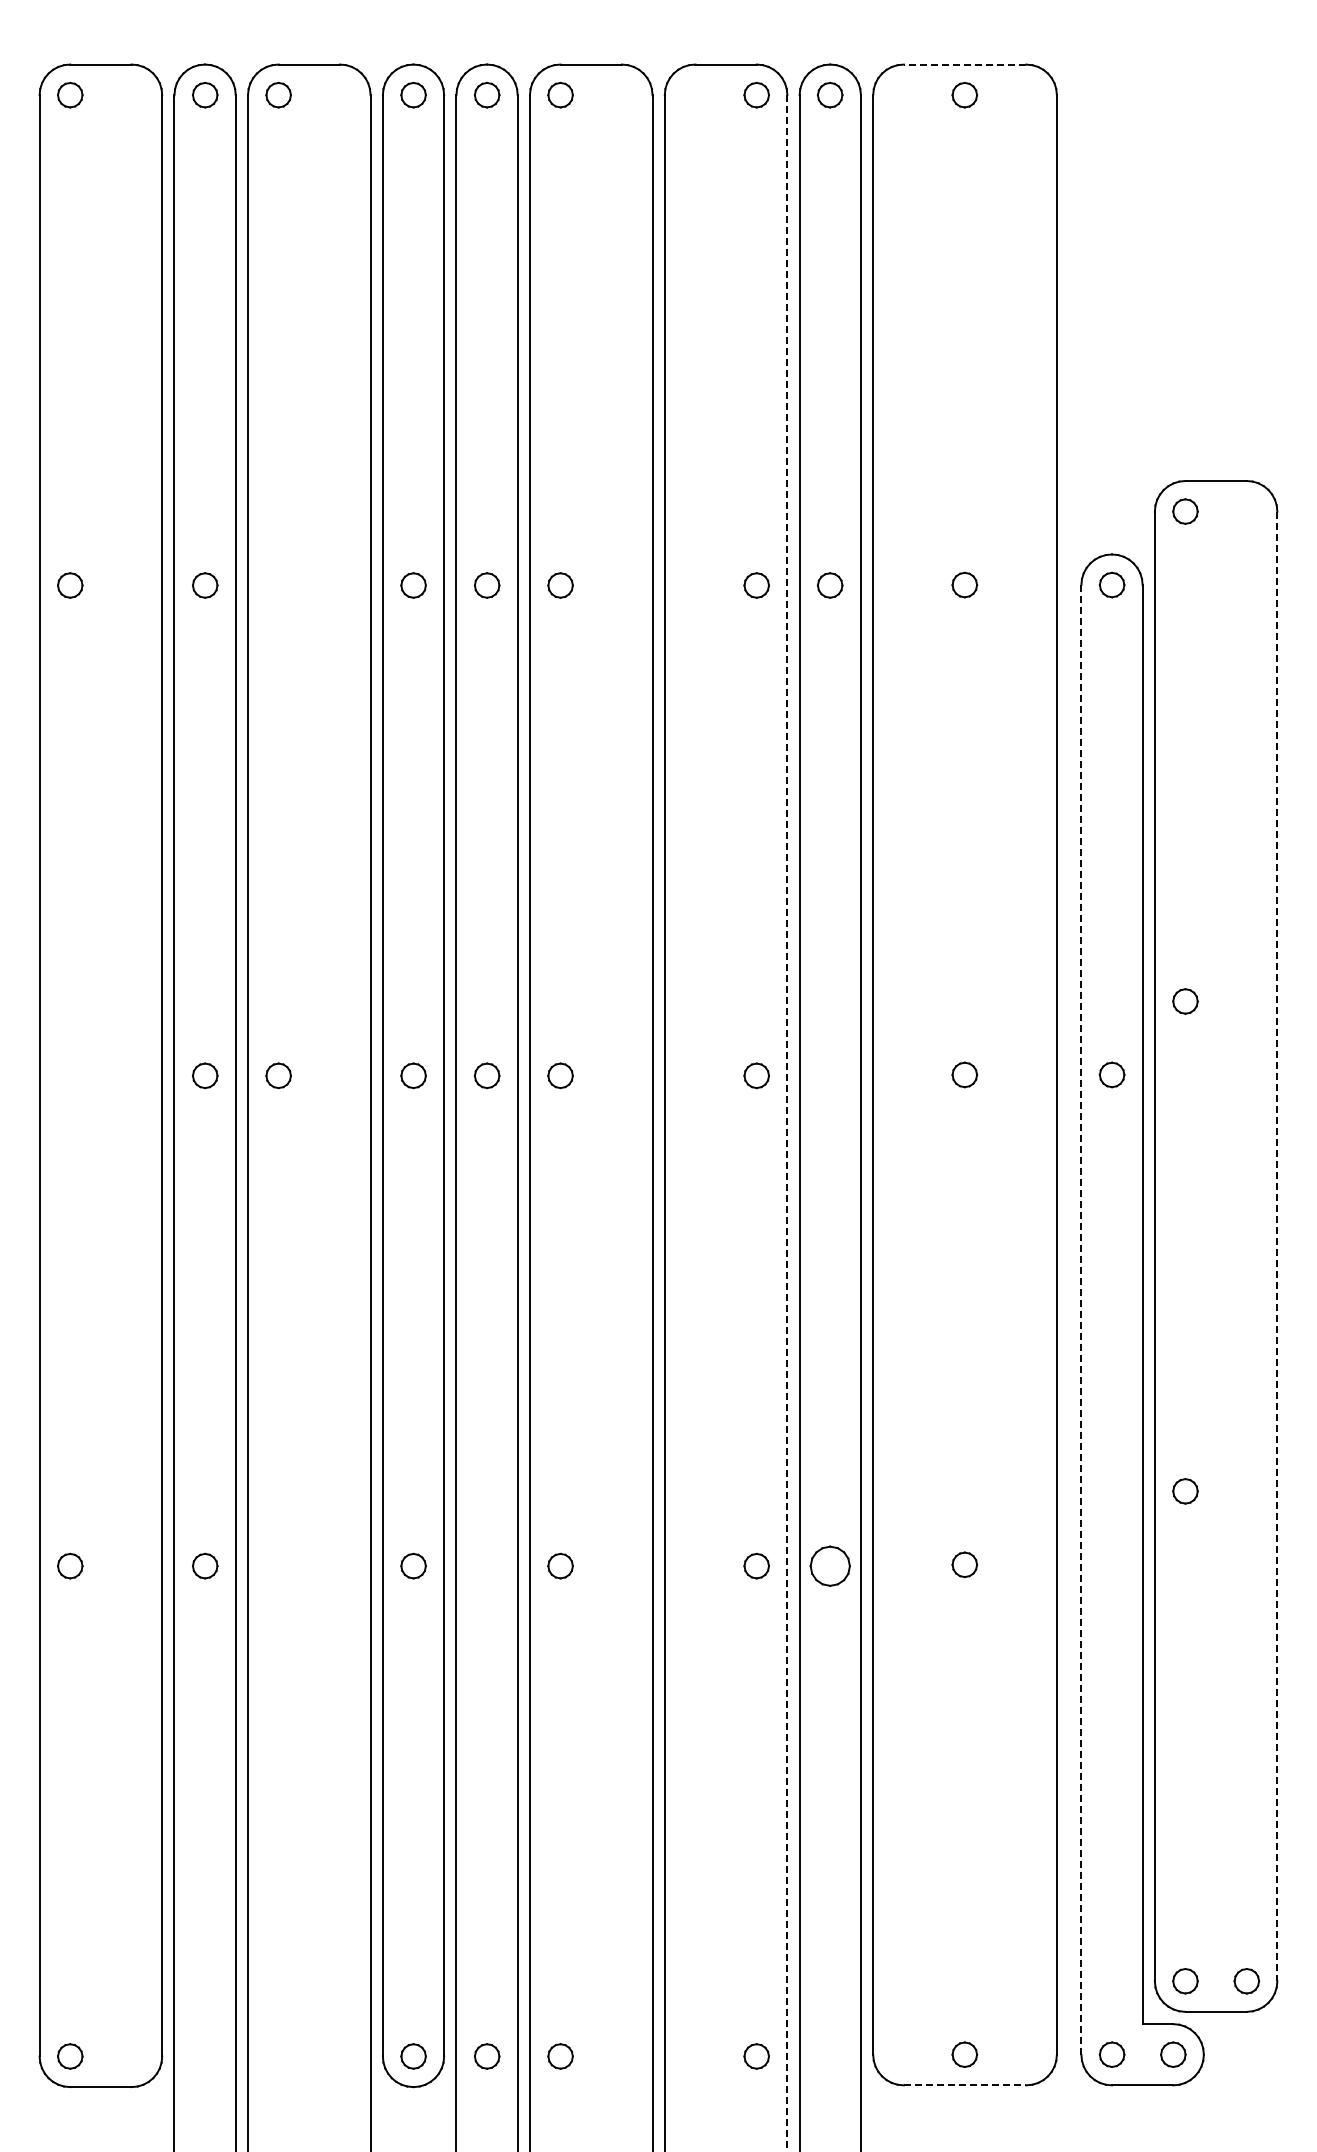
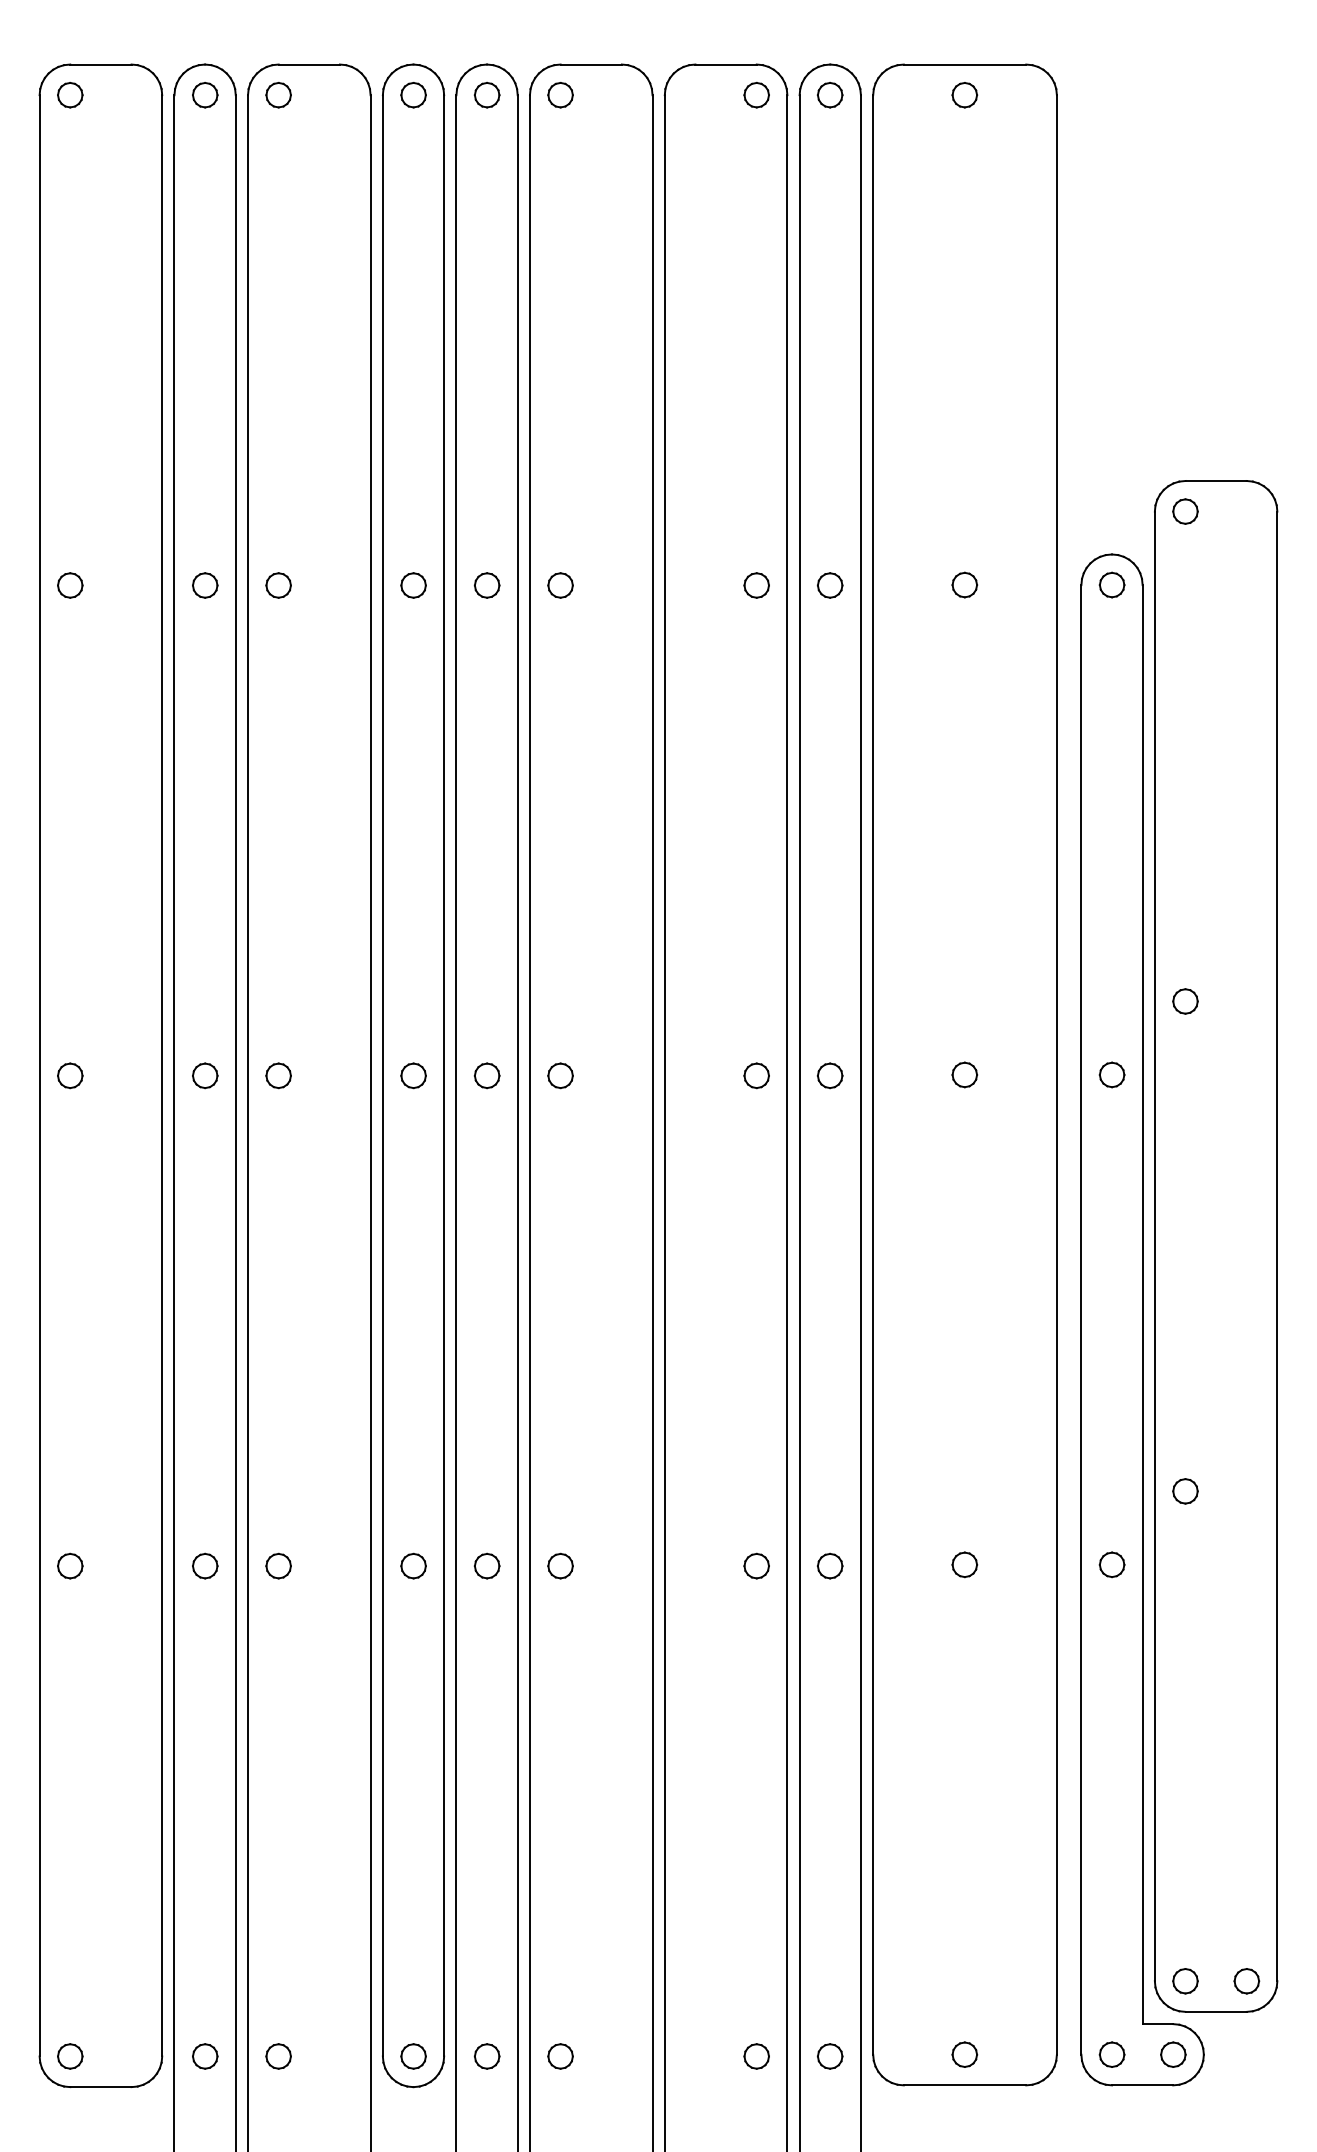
line: dashed -> solid (964, 64)
part: none -> present (278, 585)
part: none -> present (70, 1075)
part: none -> present (829, 1075)
line: dashed -> solid (787, 1123)
line: dashed -> solid (1277, 1246)
line: dashed -> solid (1081, 1319)
part: none -> present (1111, 1564)
part: none -> present (278, 1565)
part: none -> present (486, 1565)
part size: 42x42 px -> 28x28 px (829, 1565)
part: none -> present (205, 2056)
part: none -> present (278, 2056)
part: none -> present (830, 2056)
line: dashed -> solid (965, 2085)
